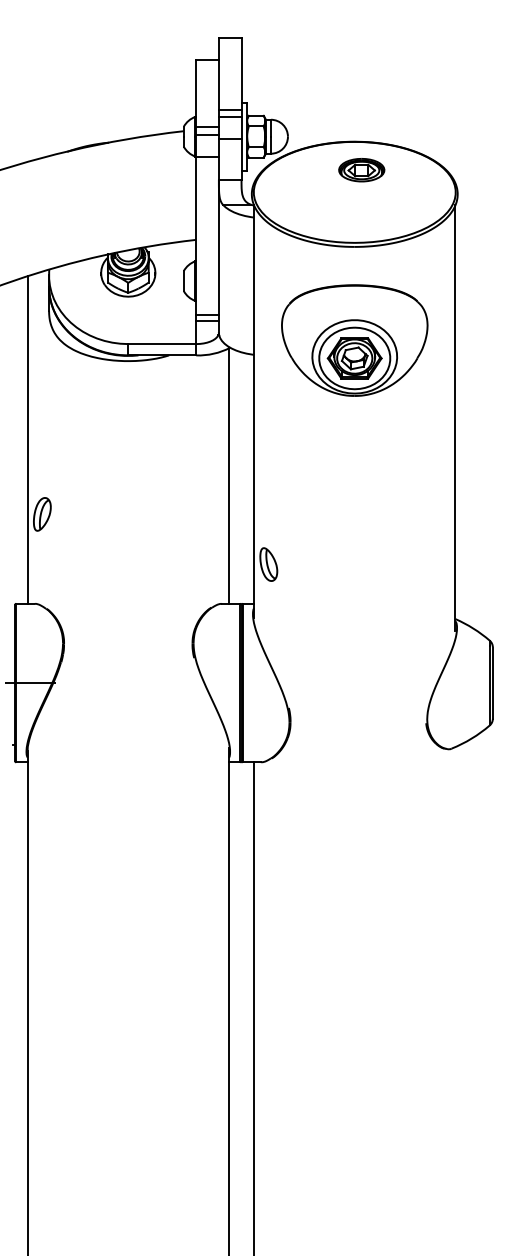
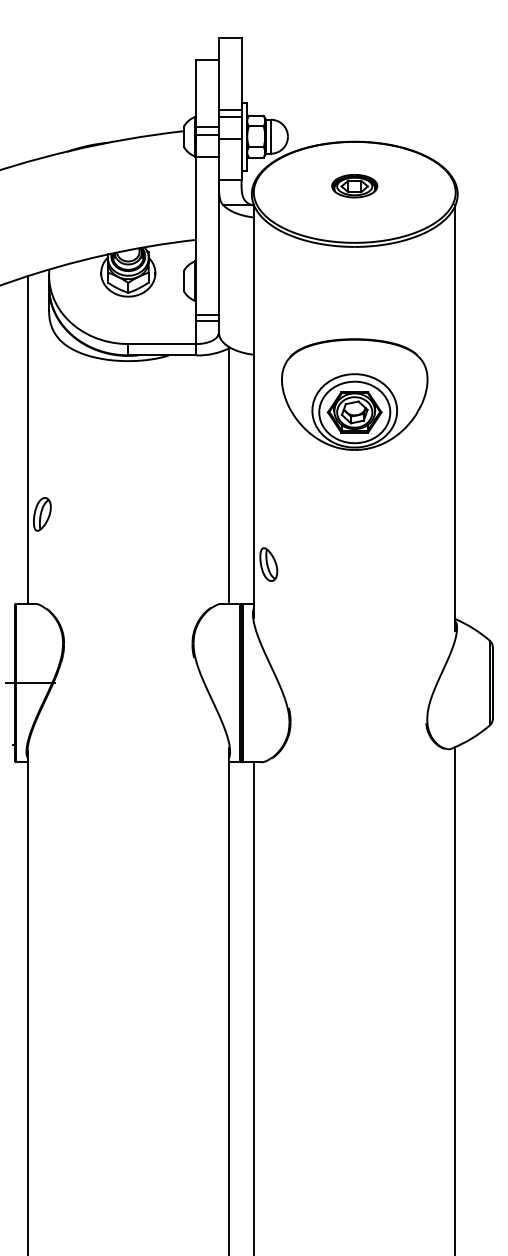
part position: (361, 170) -> (354, 186) (354, 186)
part position: (354, 340) -> (354, 394) (354, 394)
line: none -> present (455, 999)
